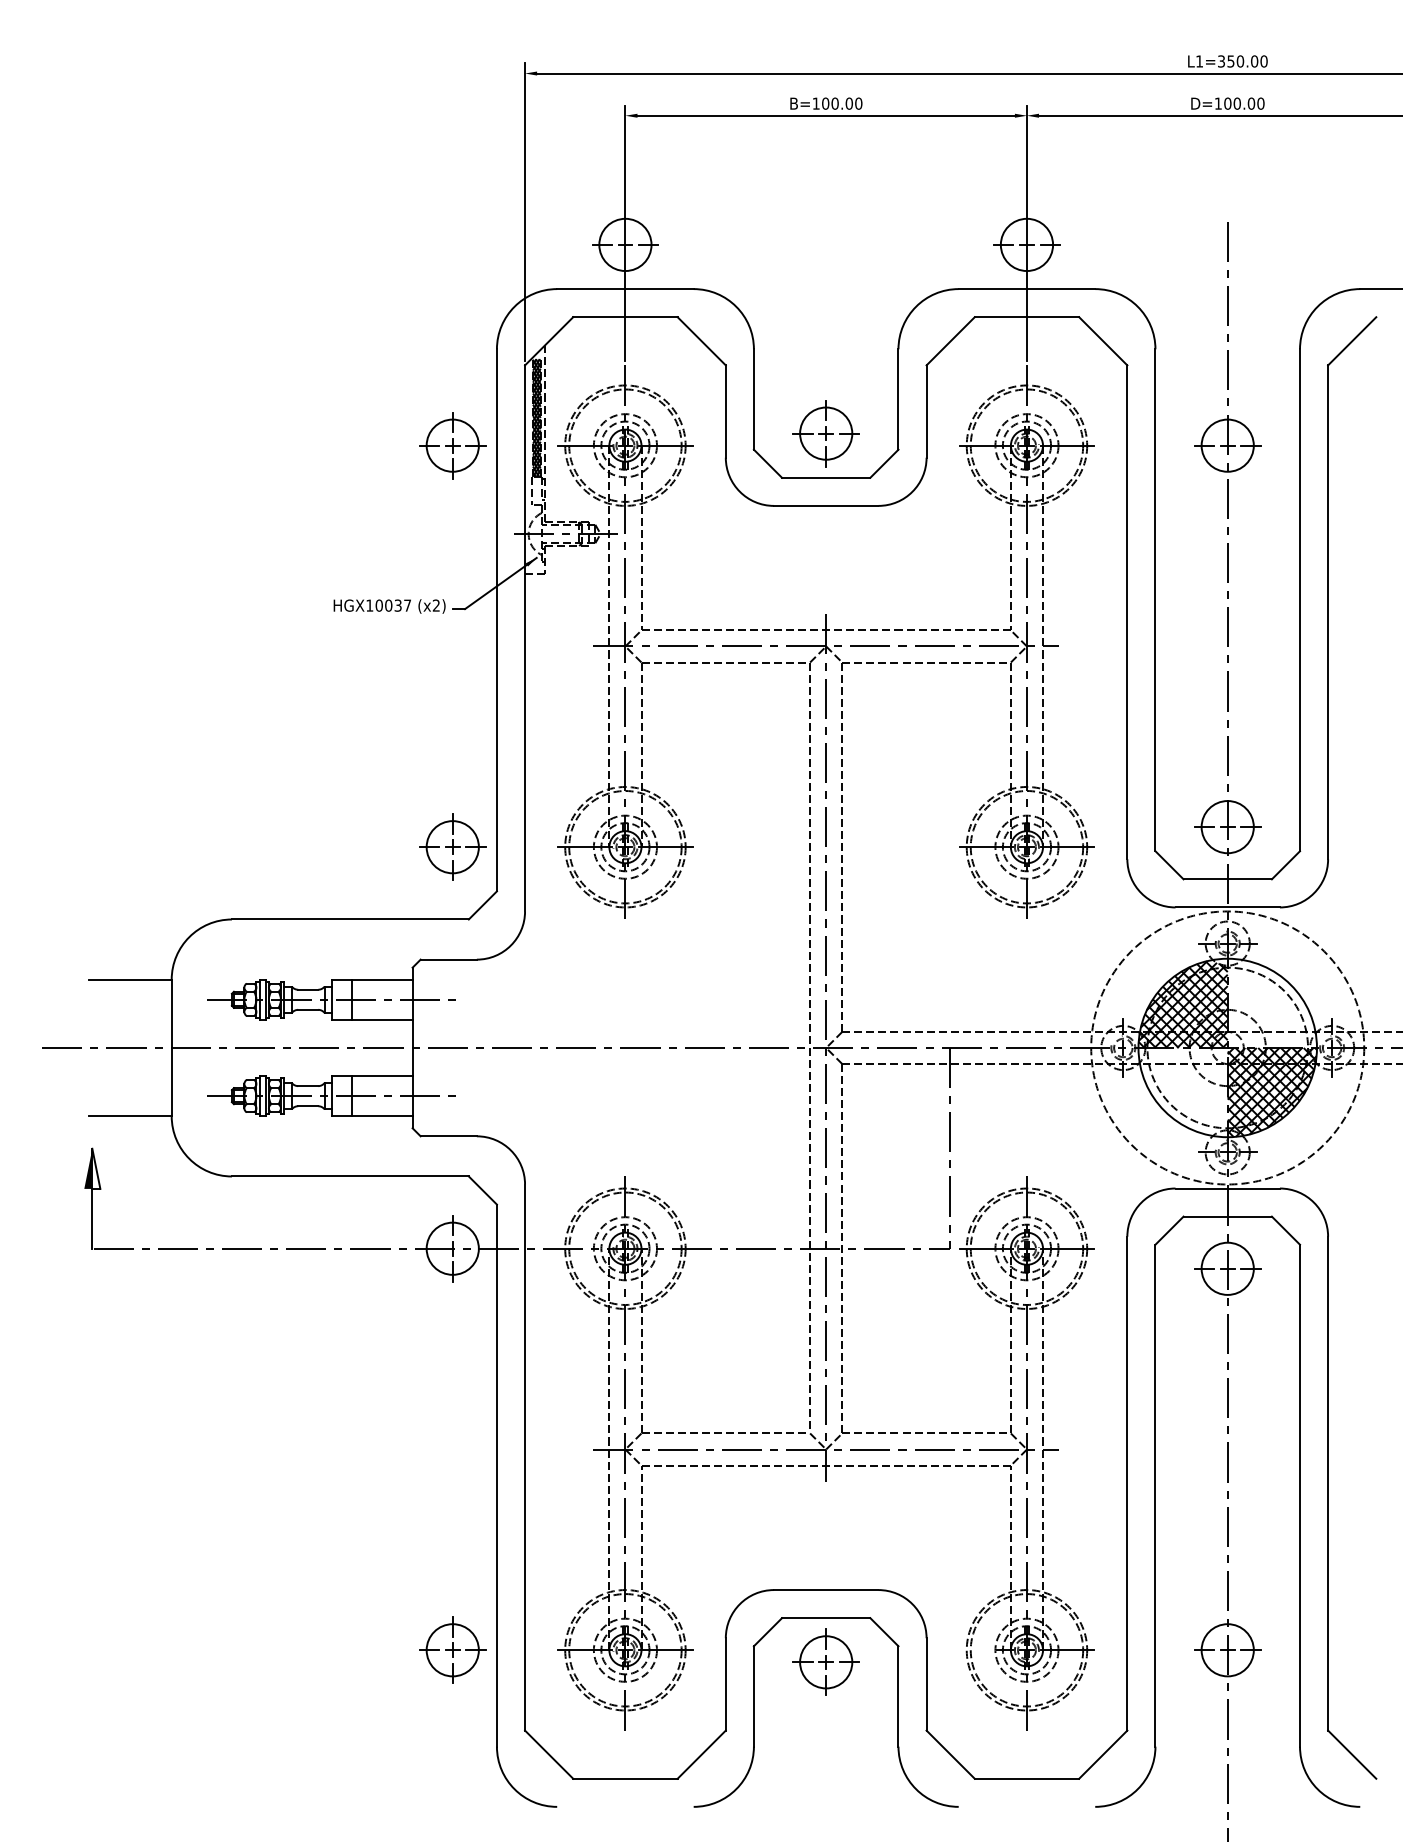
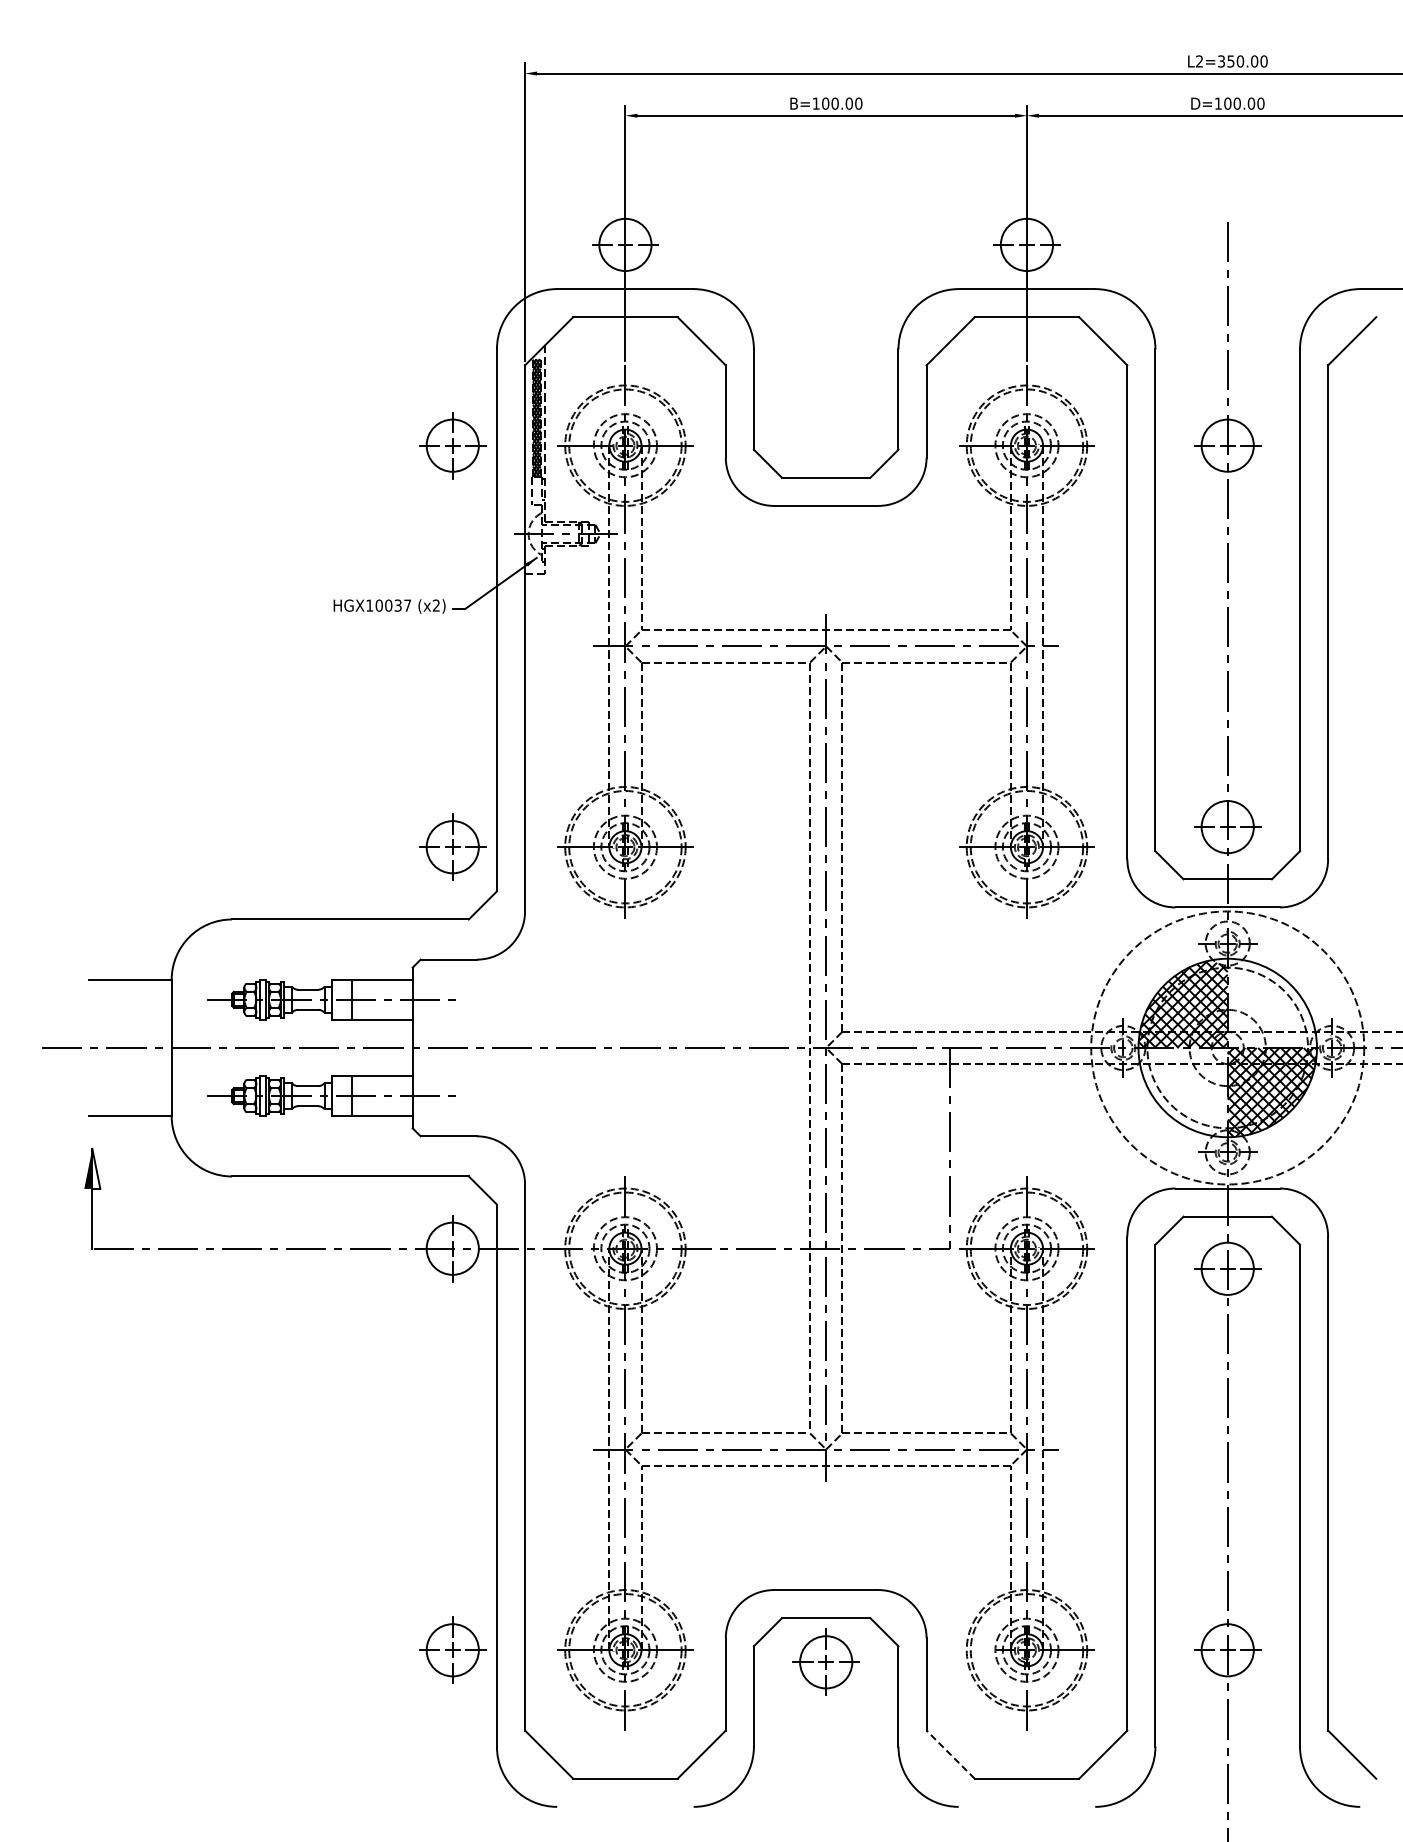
text: L1=350.00 -> L2=350.00 (1199, 61)
part: present -> none (825, 433)
line: solid -> dashed (950, 1754)
